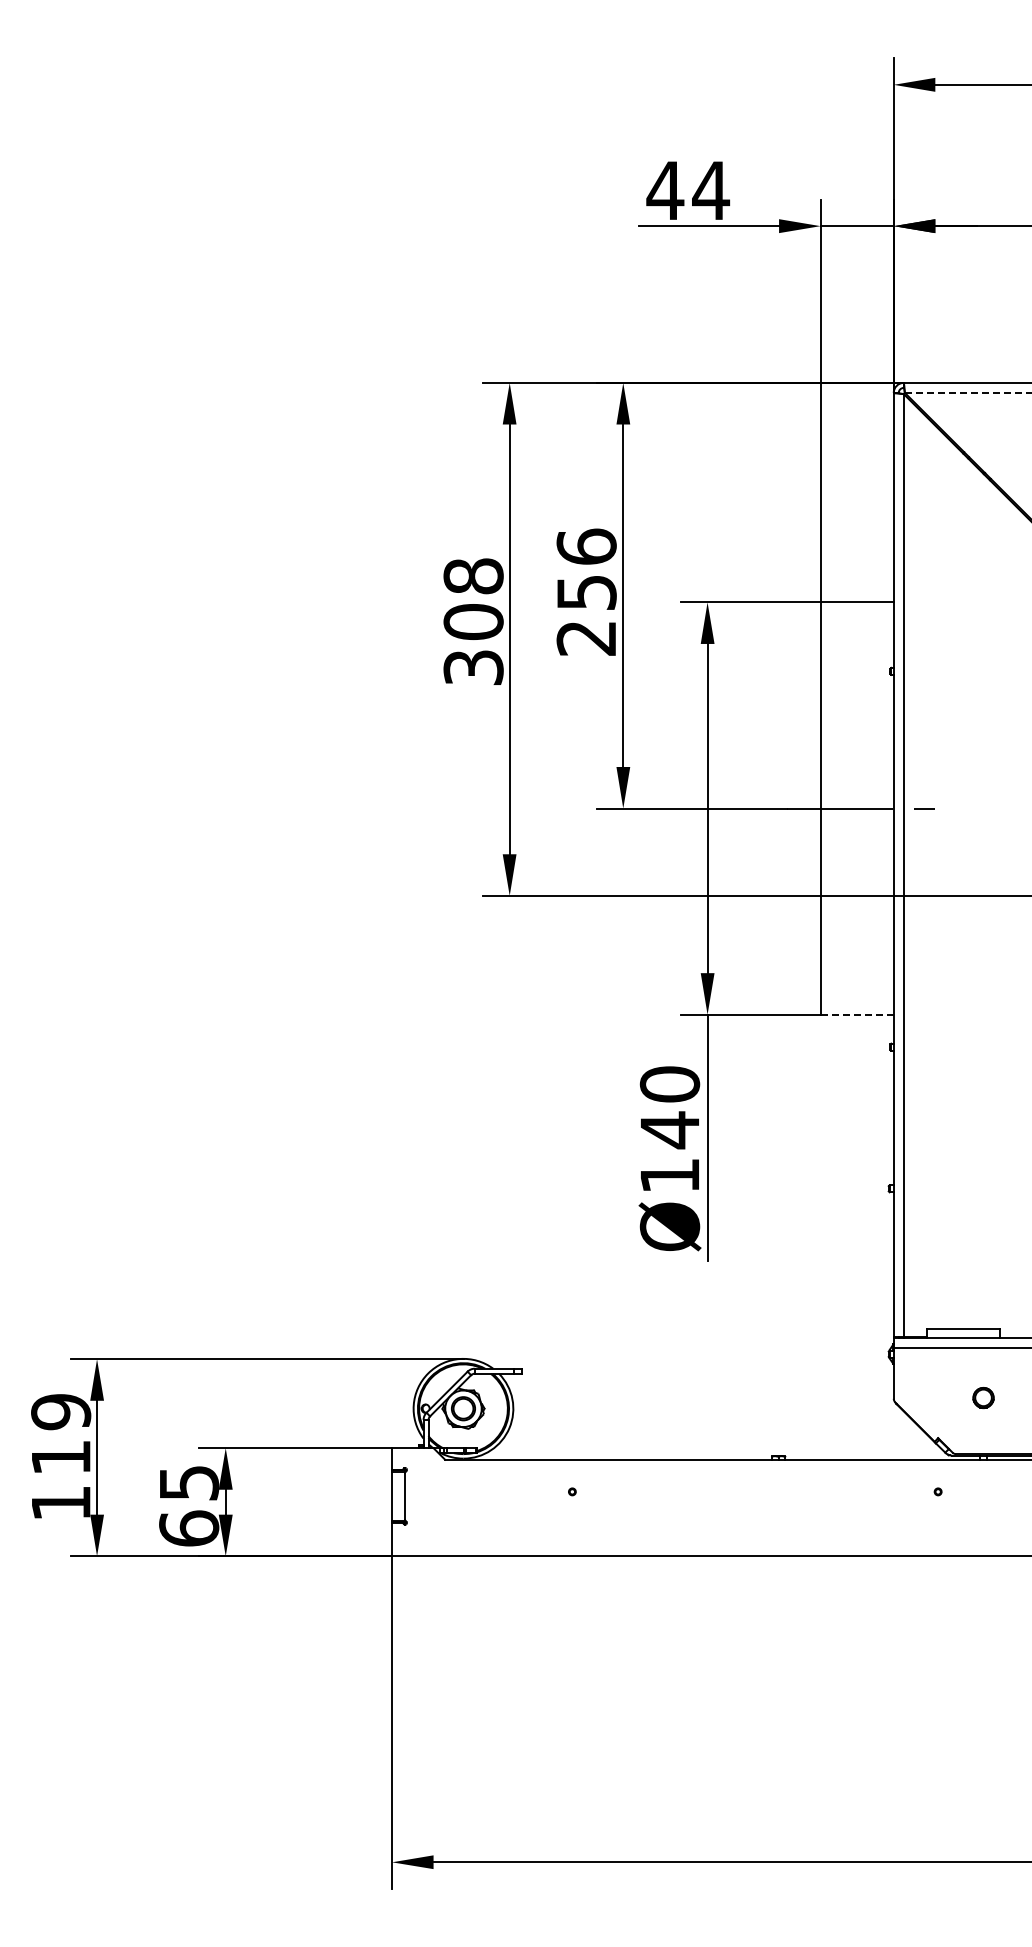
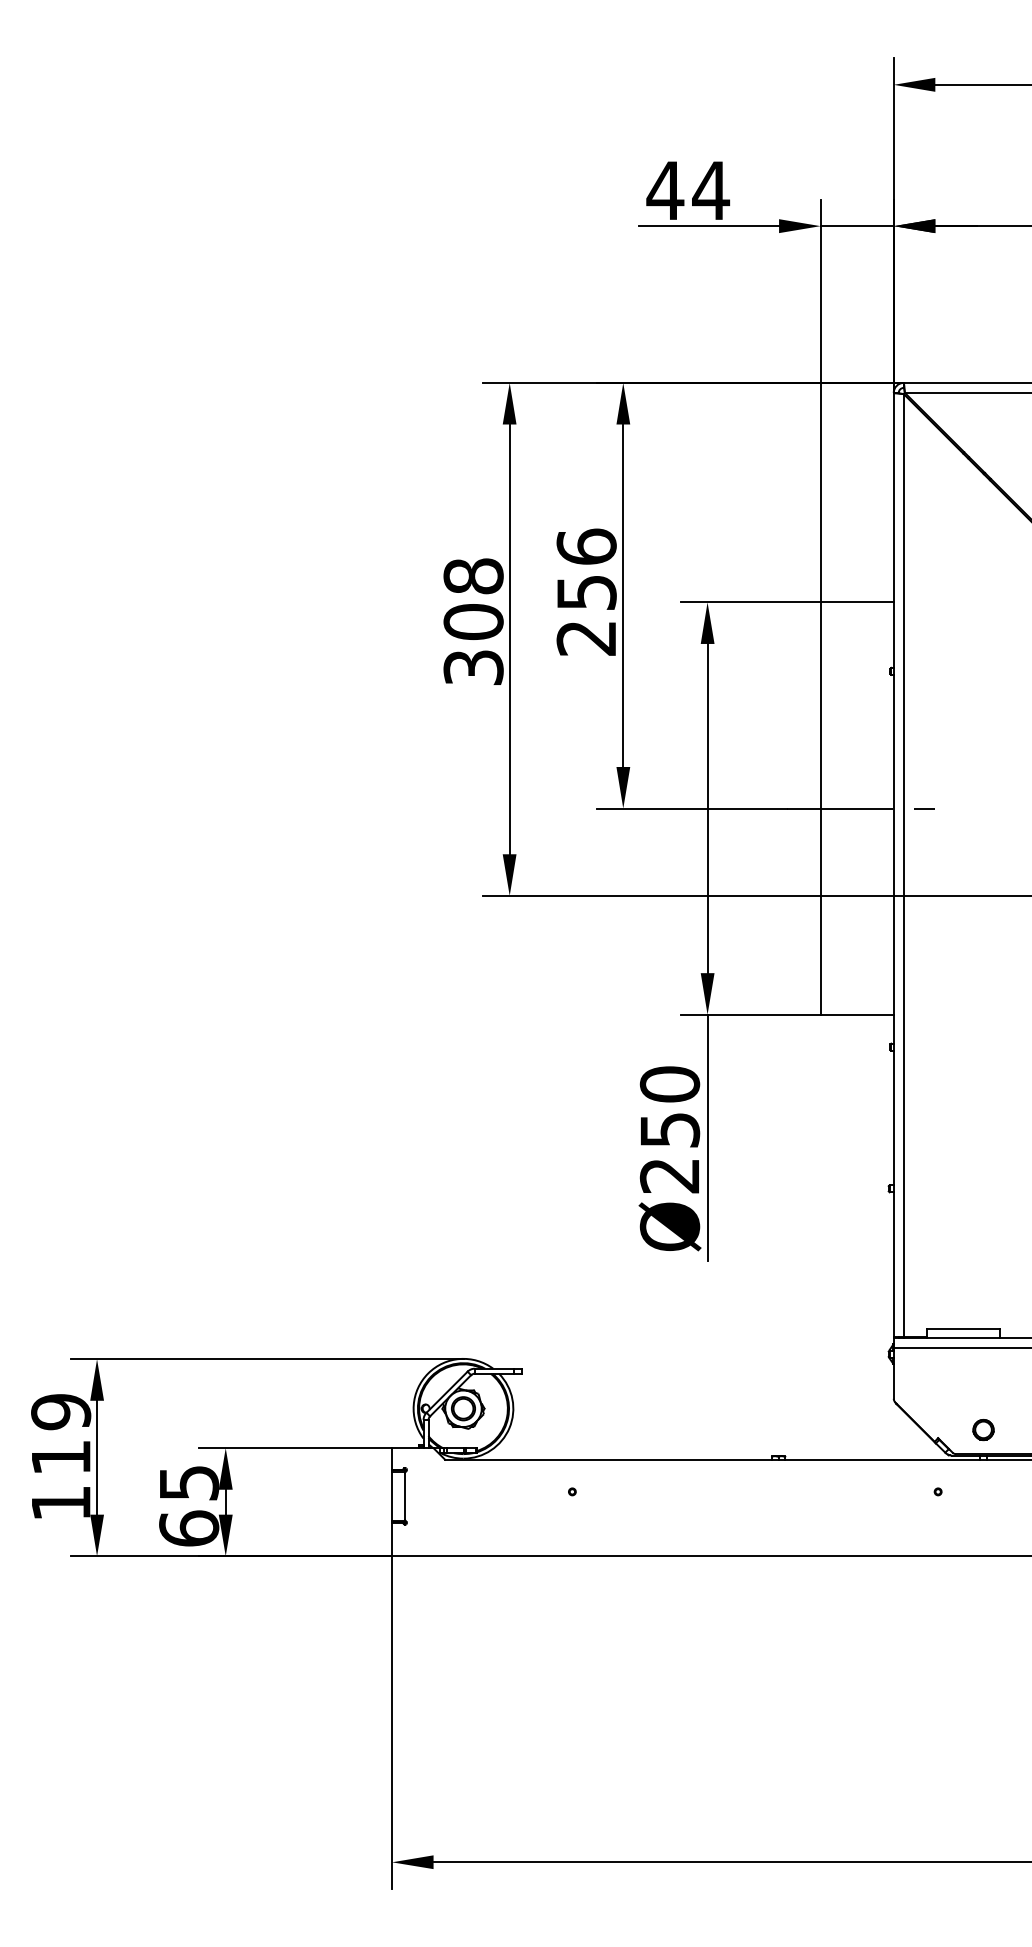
line: dashed -> solid (968, 392)
line: dashed -> solid (857, 1014)
text: Ø140 -> Ø250 (669, 1152)
part position: (983, 1398) -> (983, 1430) (983, 1430)
